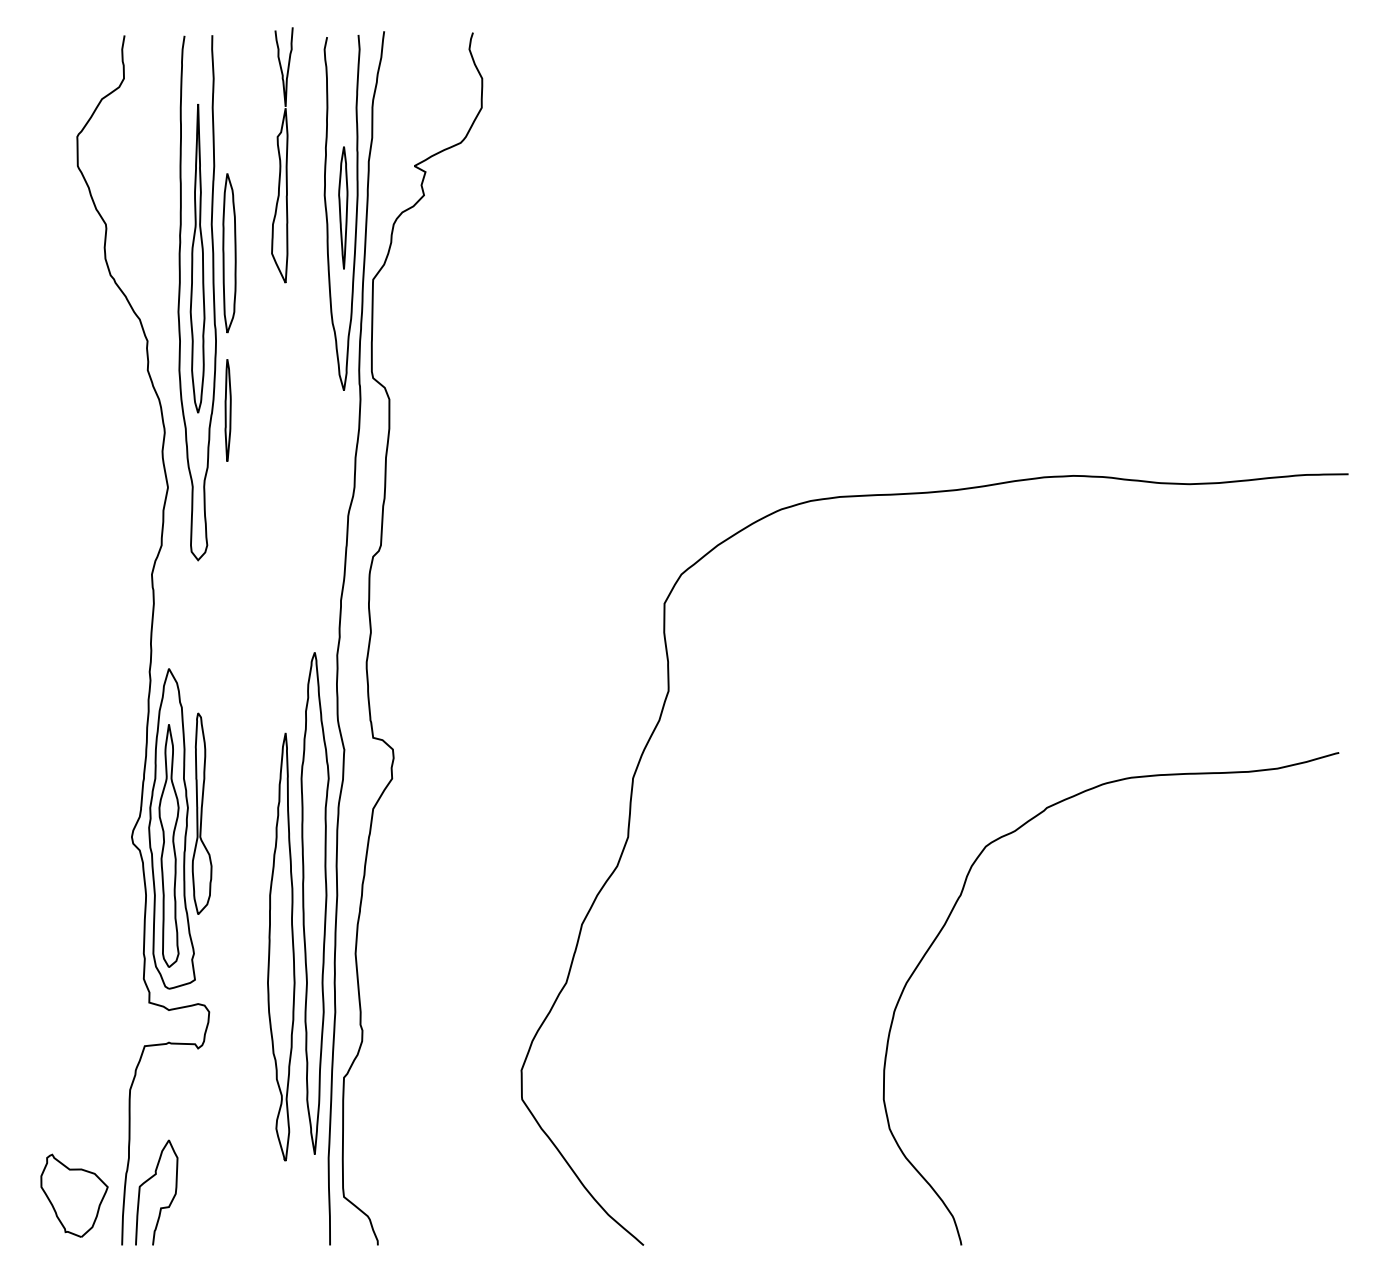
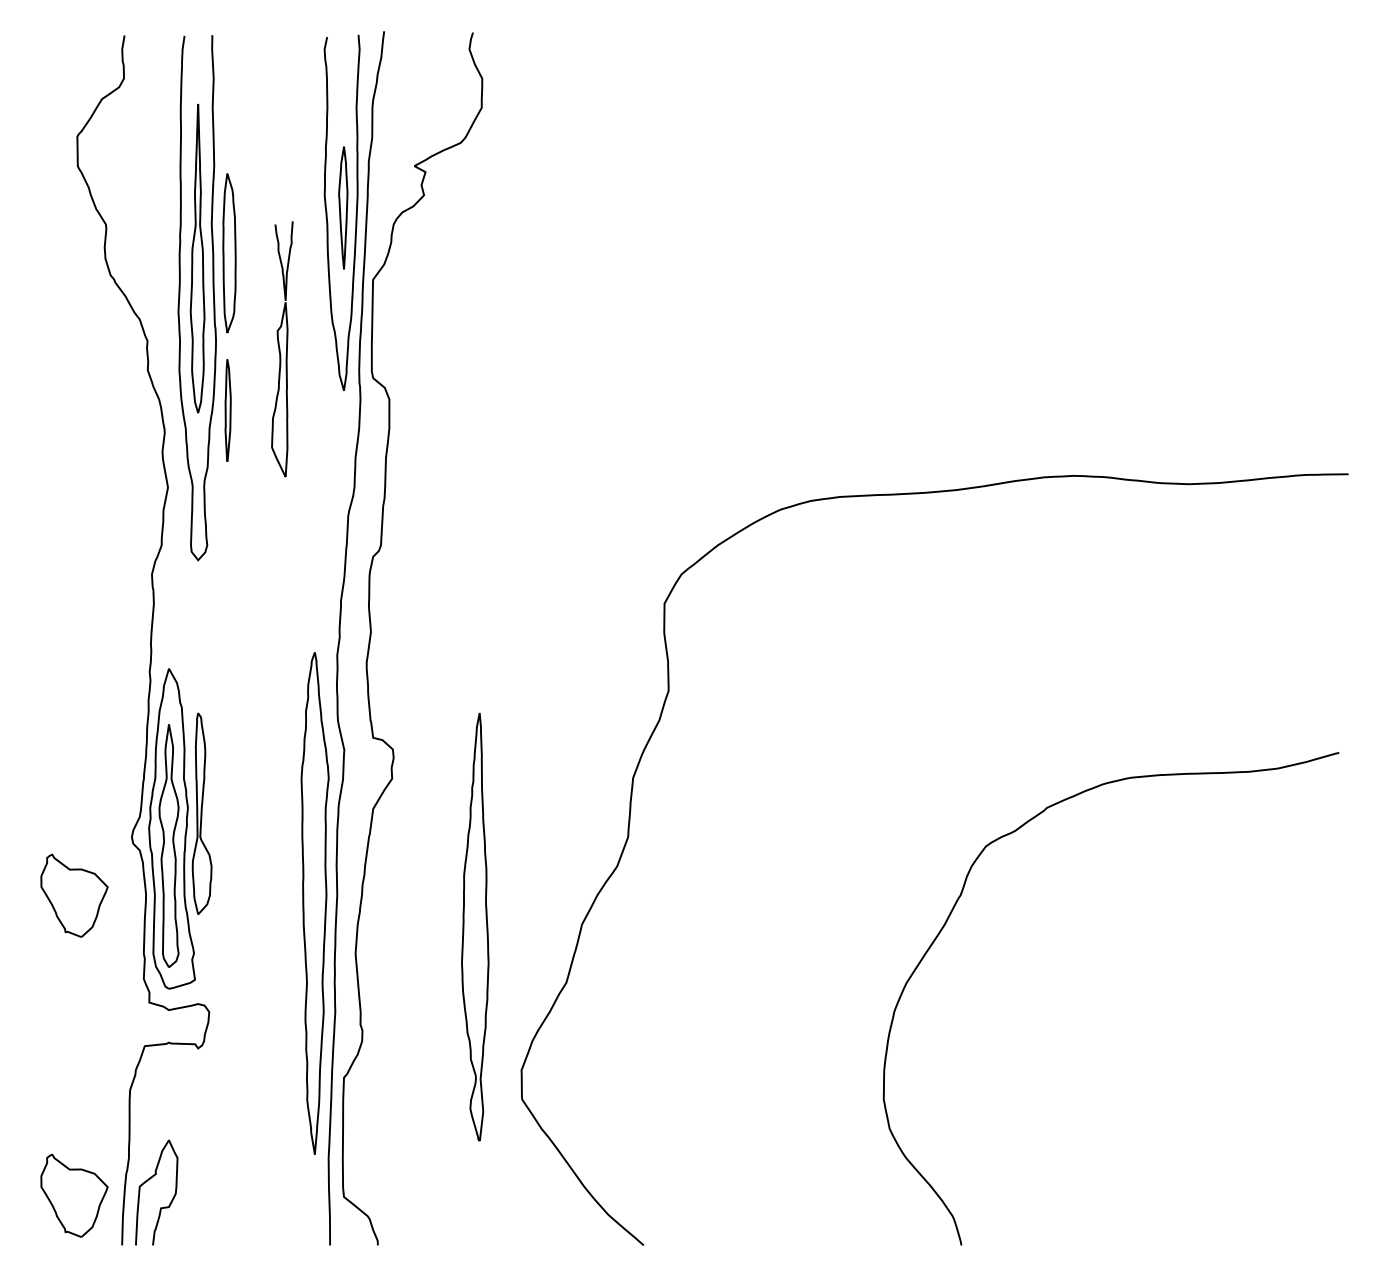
part position: (282, 155) -> (282, 349) (282, 349)
part: none -> present (74, 895)
part position: (281, 946) -> (475, 926) (475, 926)
